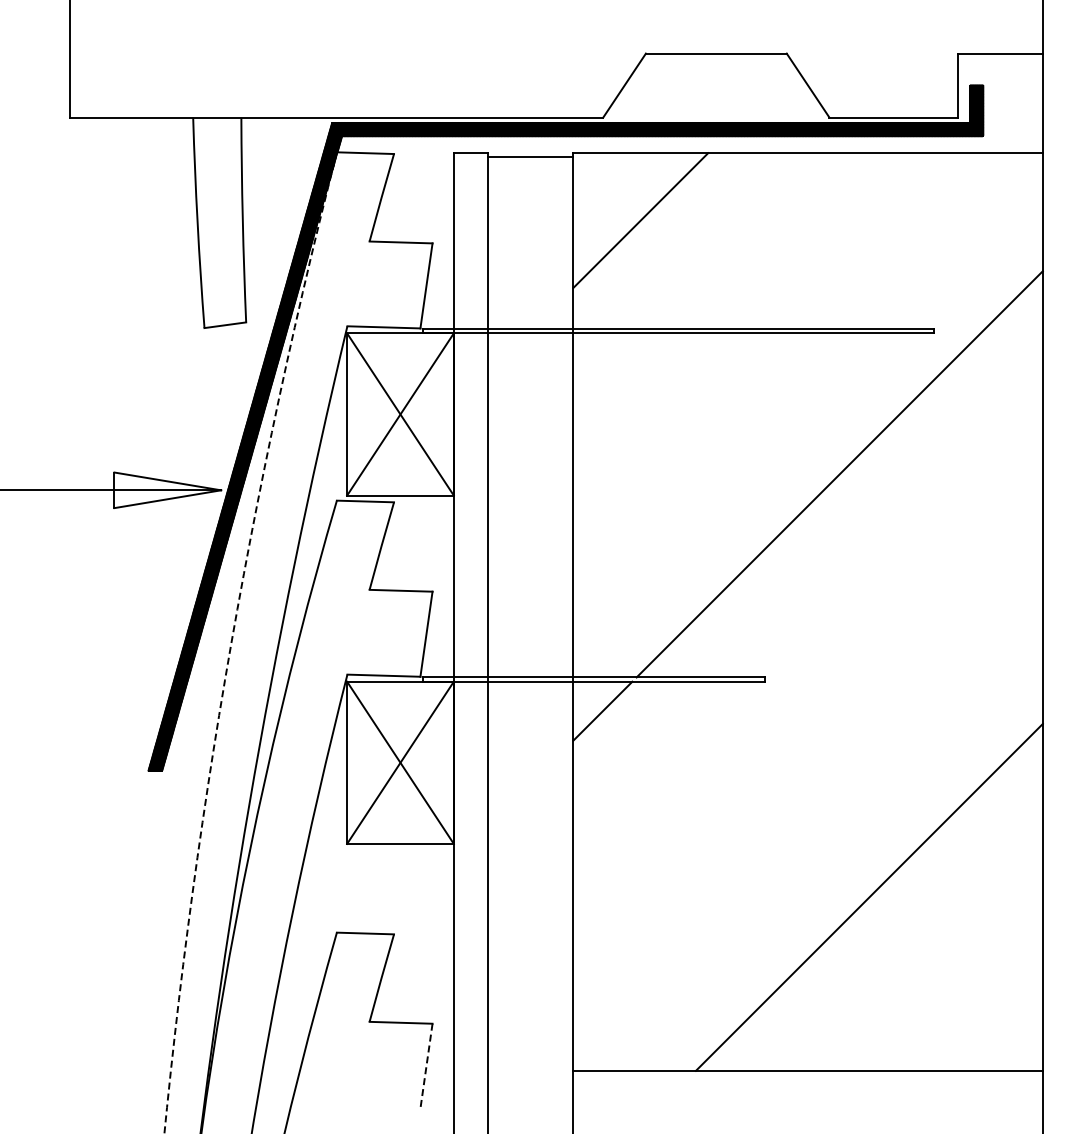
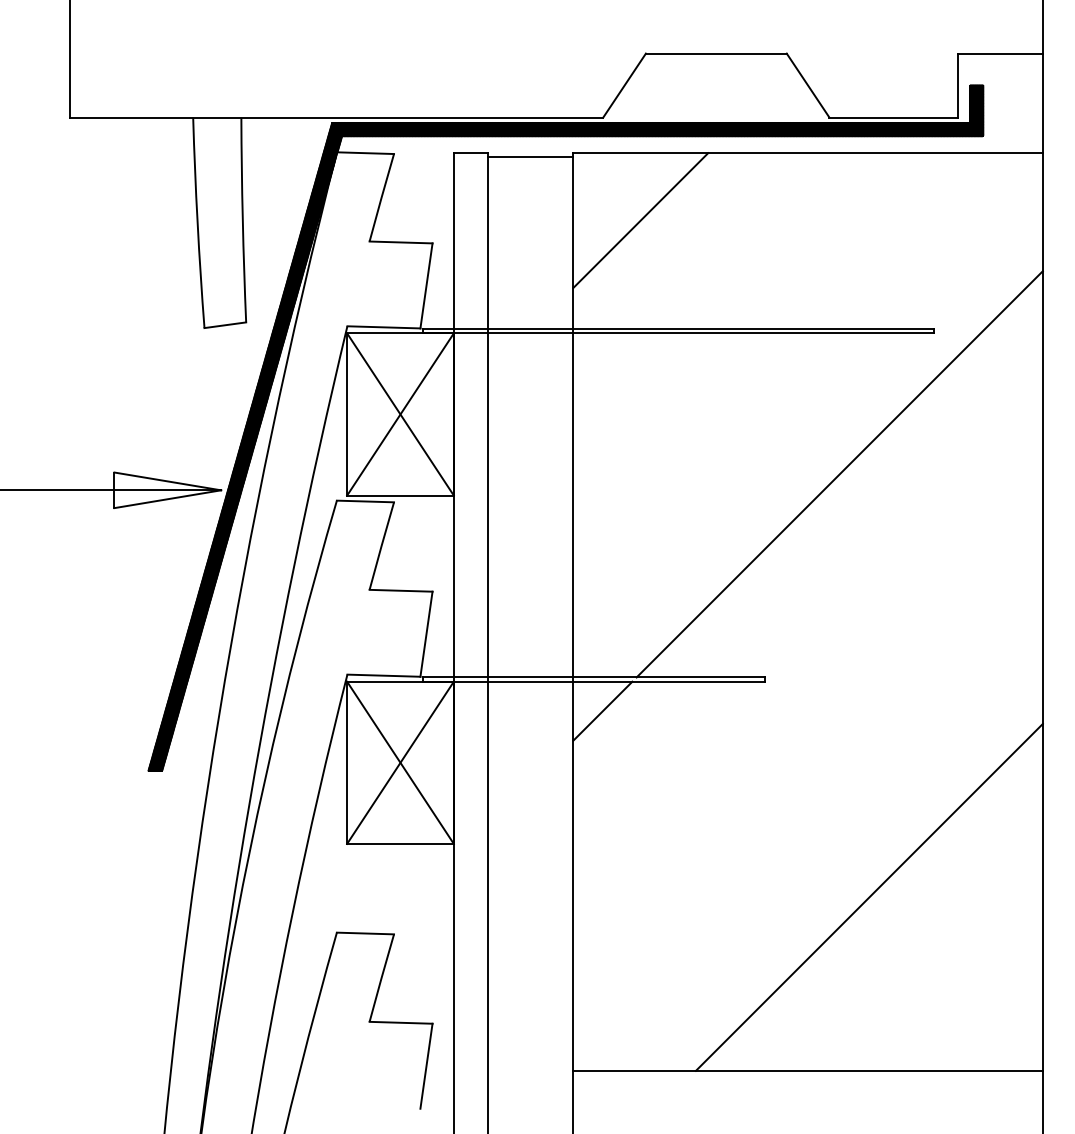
arc: dashed -> solid (231, 640)
line: dashed -> solid (426, 1066)
